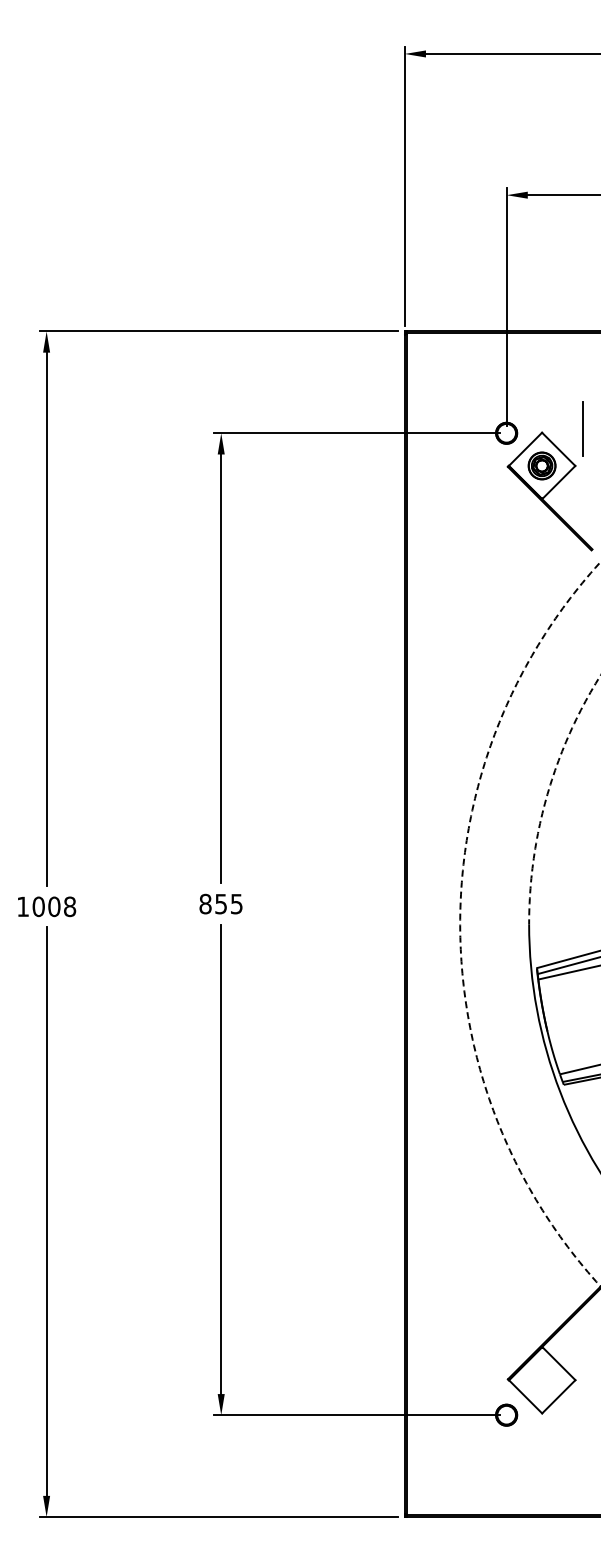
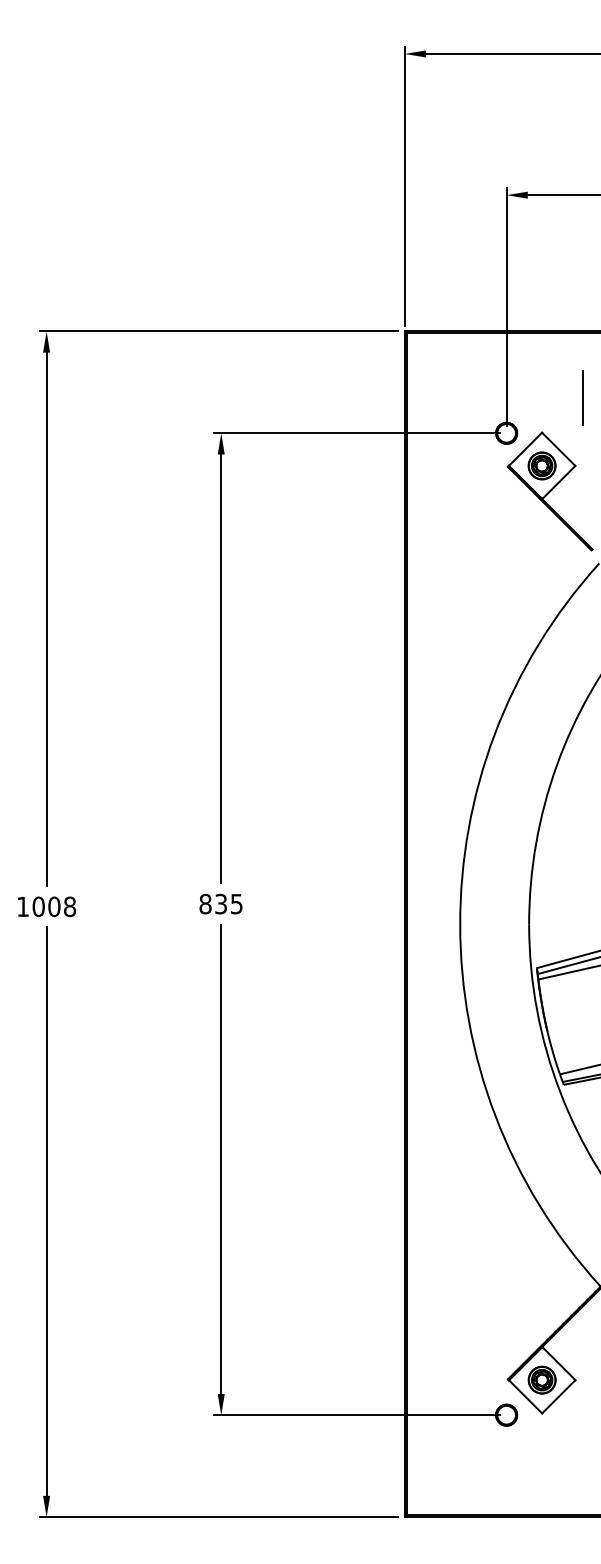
line position: (582, 428) -> (582, 397) (582, 397)
arc: dashed -> solid (547, 793)
text: 855 -> 835 (220, 903)
arc: dashed -> solid (460, 925)
part: none -> present (541, 1379)
